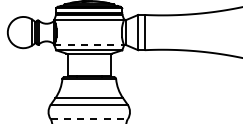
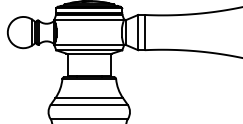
line: dashed -> solid (89, 45)
line: dashed -> solid (89, 119)
